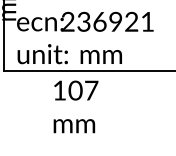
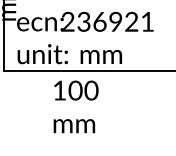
text: 107 -> 100 (91, 90)
